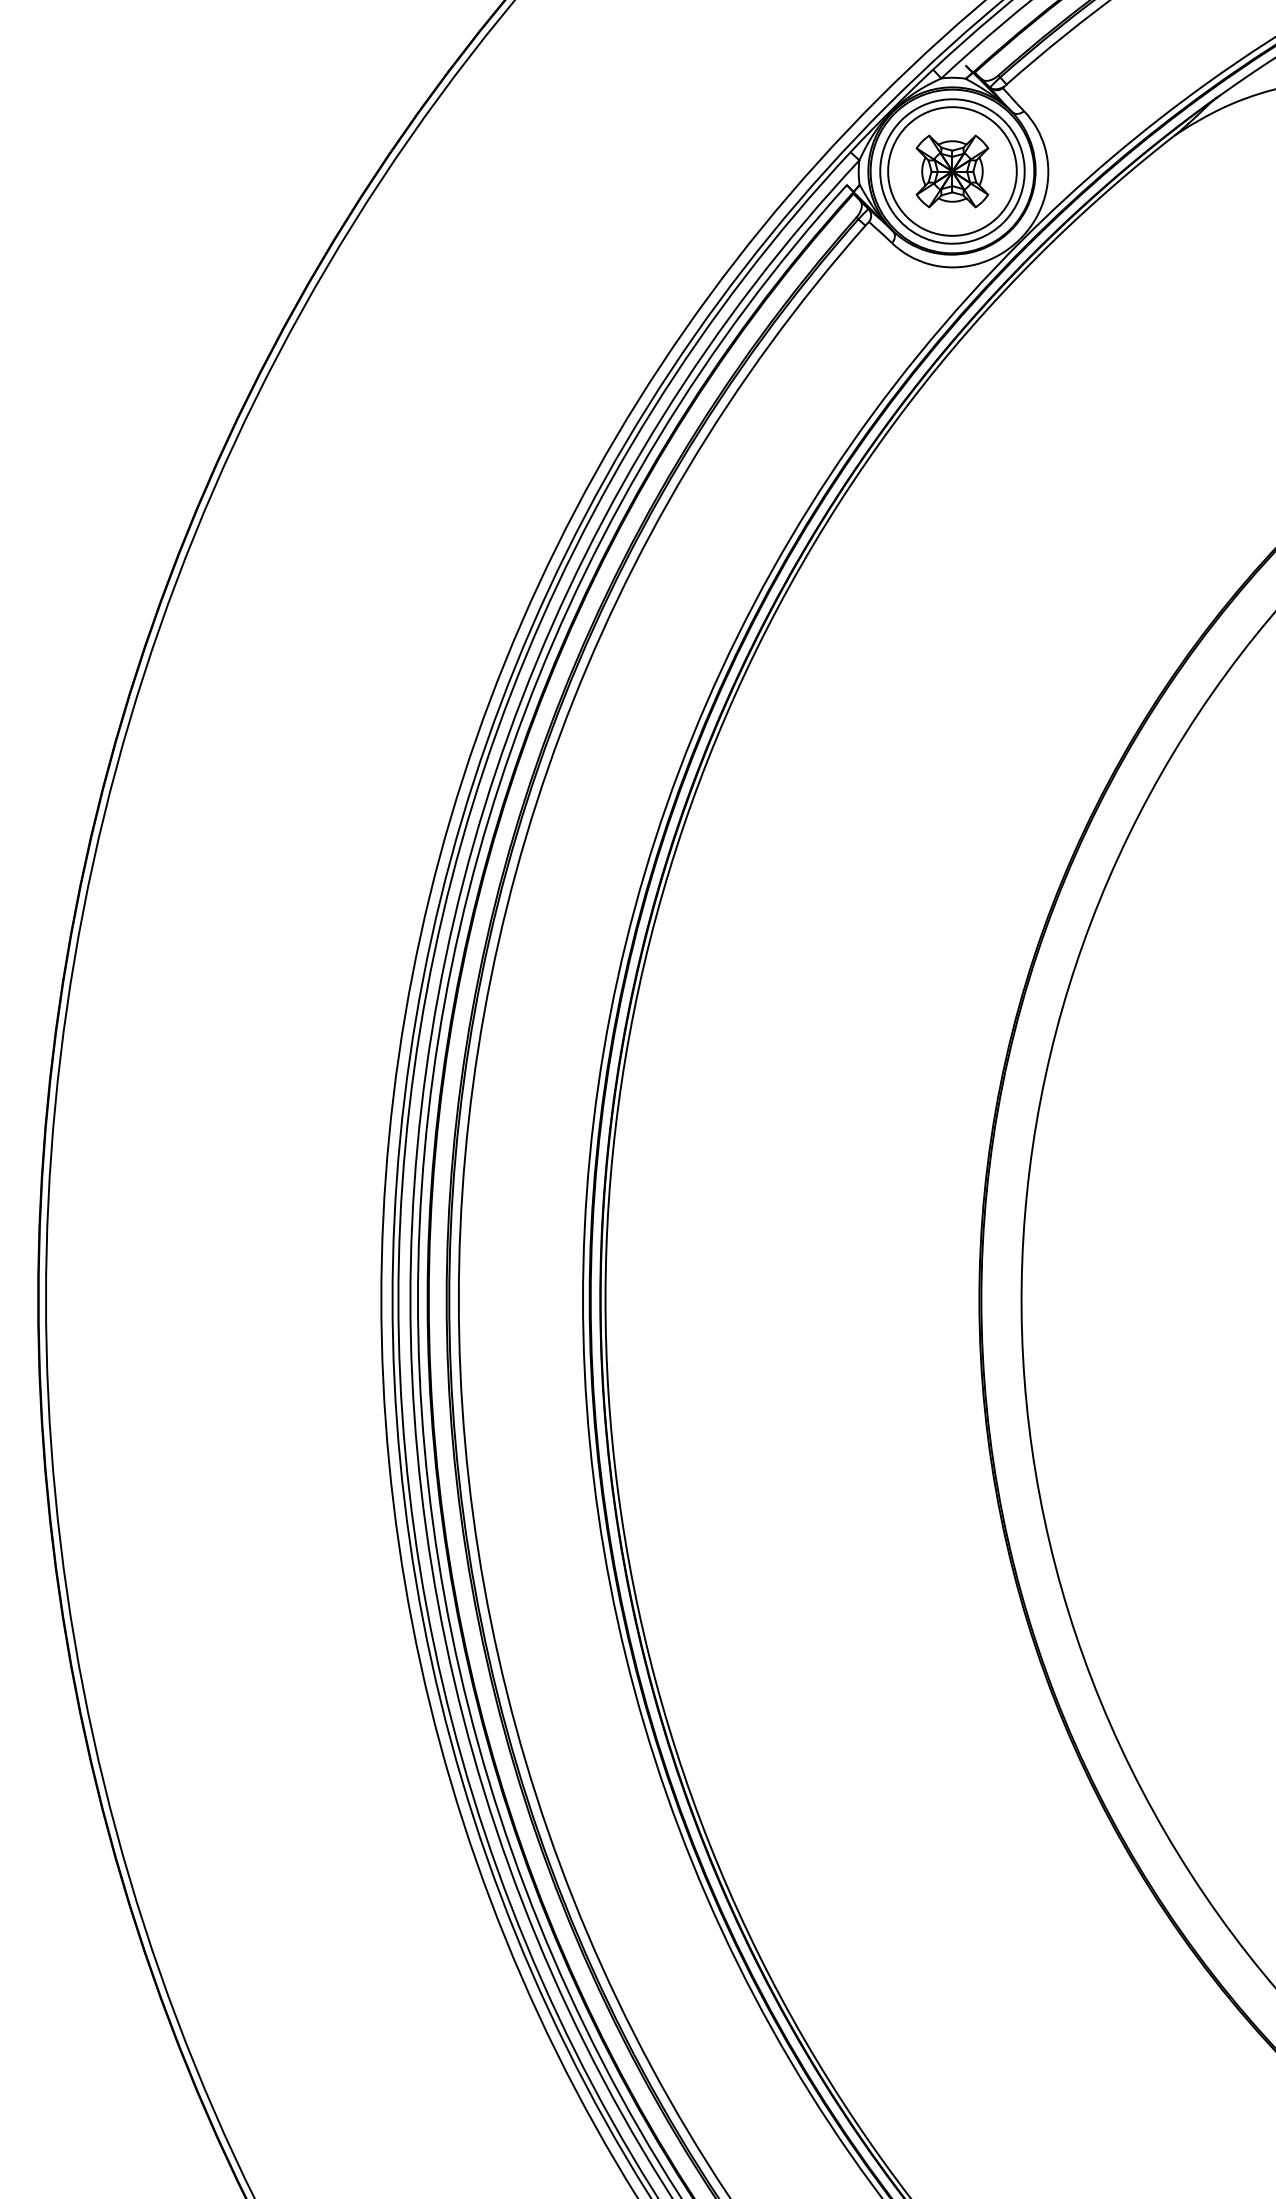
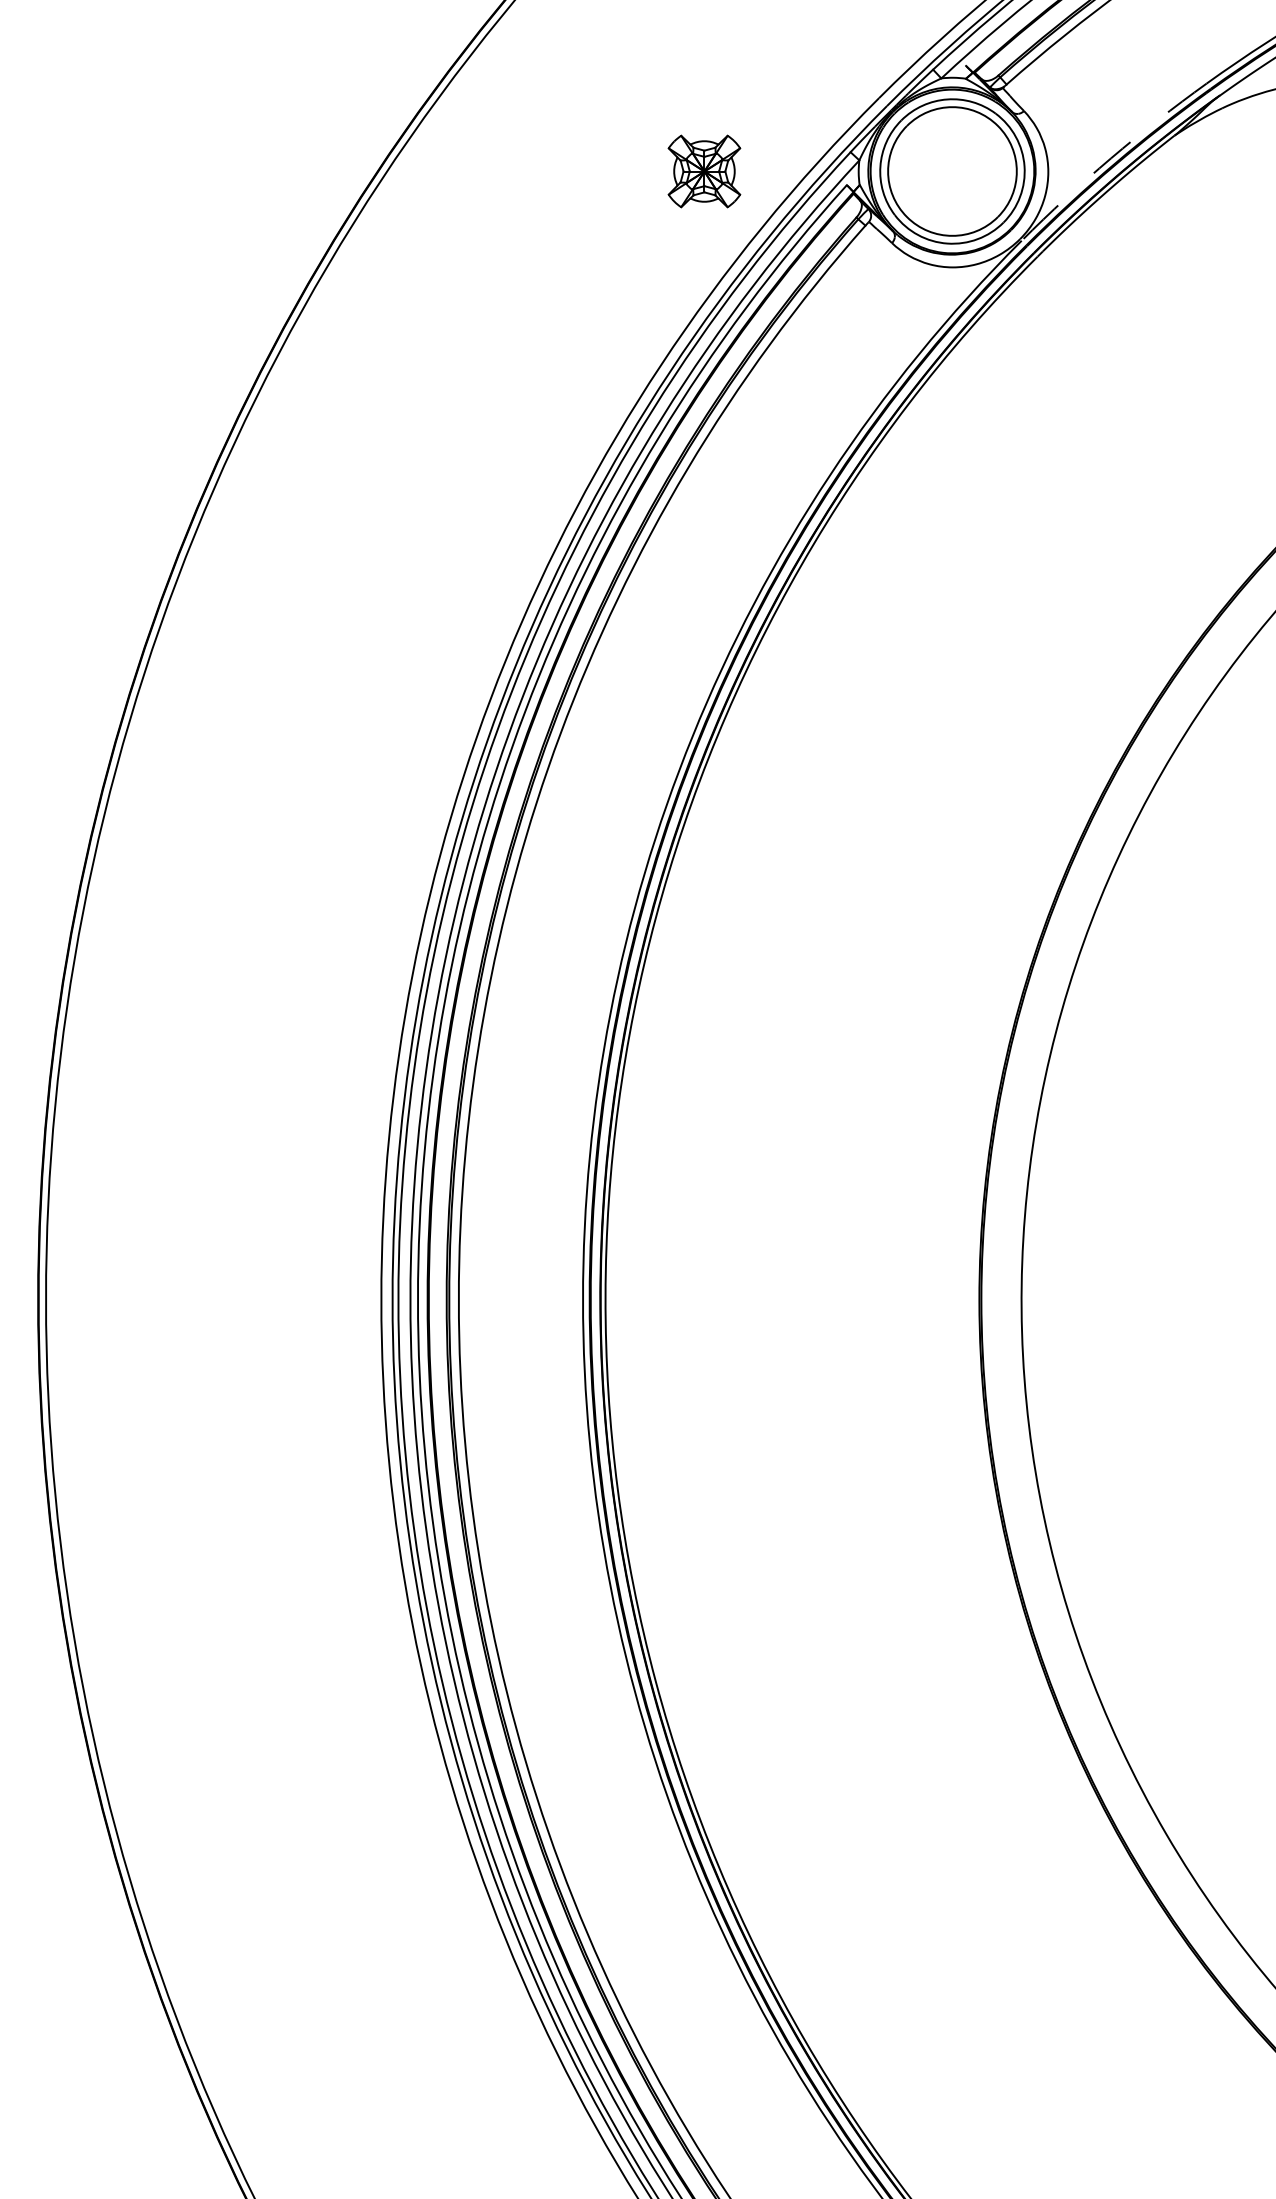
arc: solid -> dashed (1111, 158)
part position: (952, 171) -> (704, 171) (704, 171)
